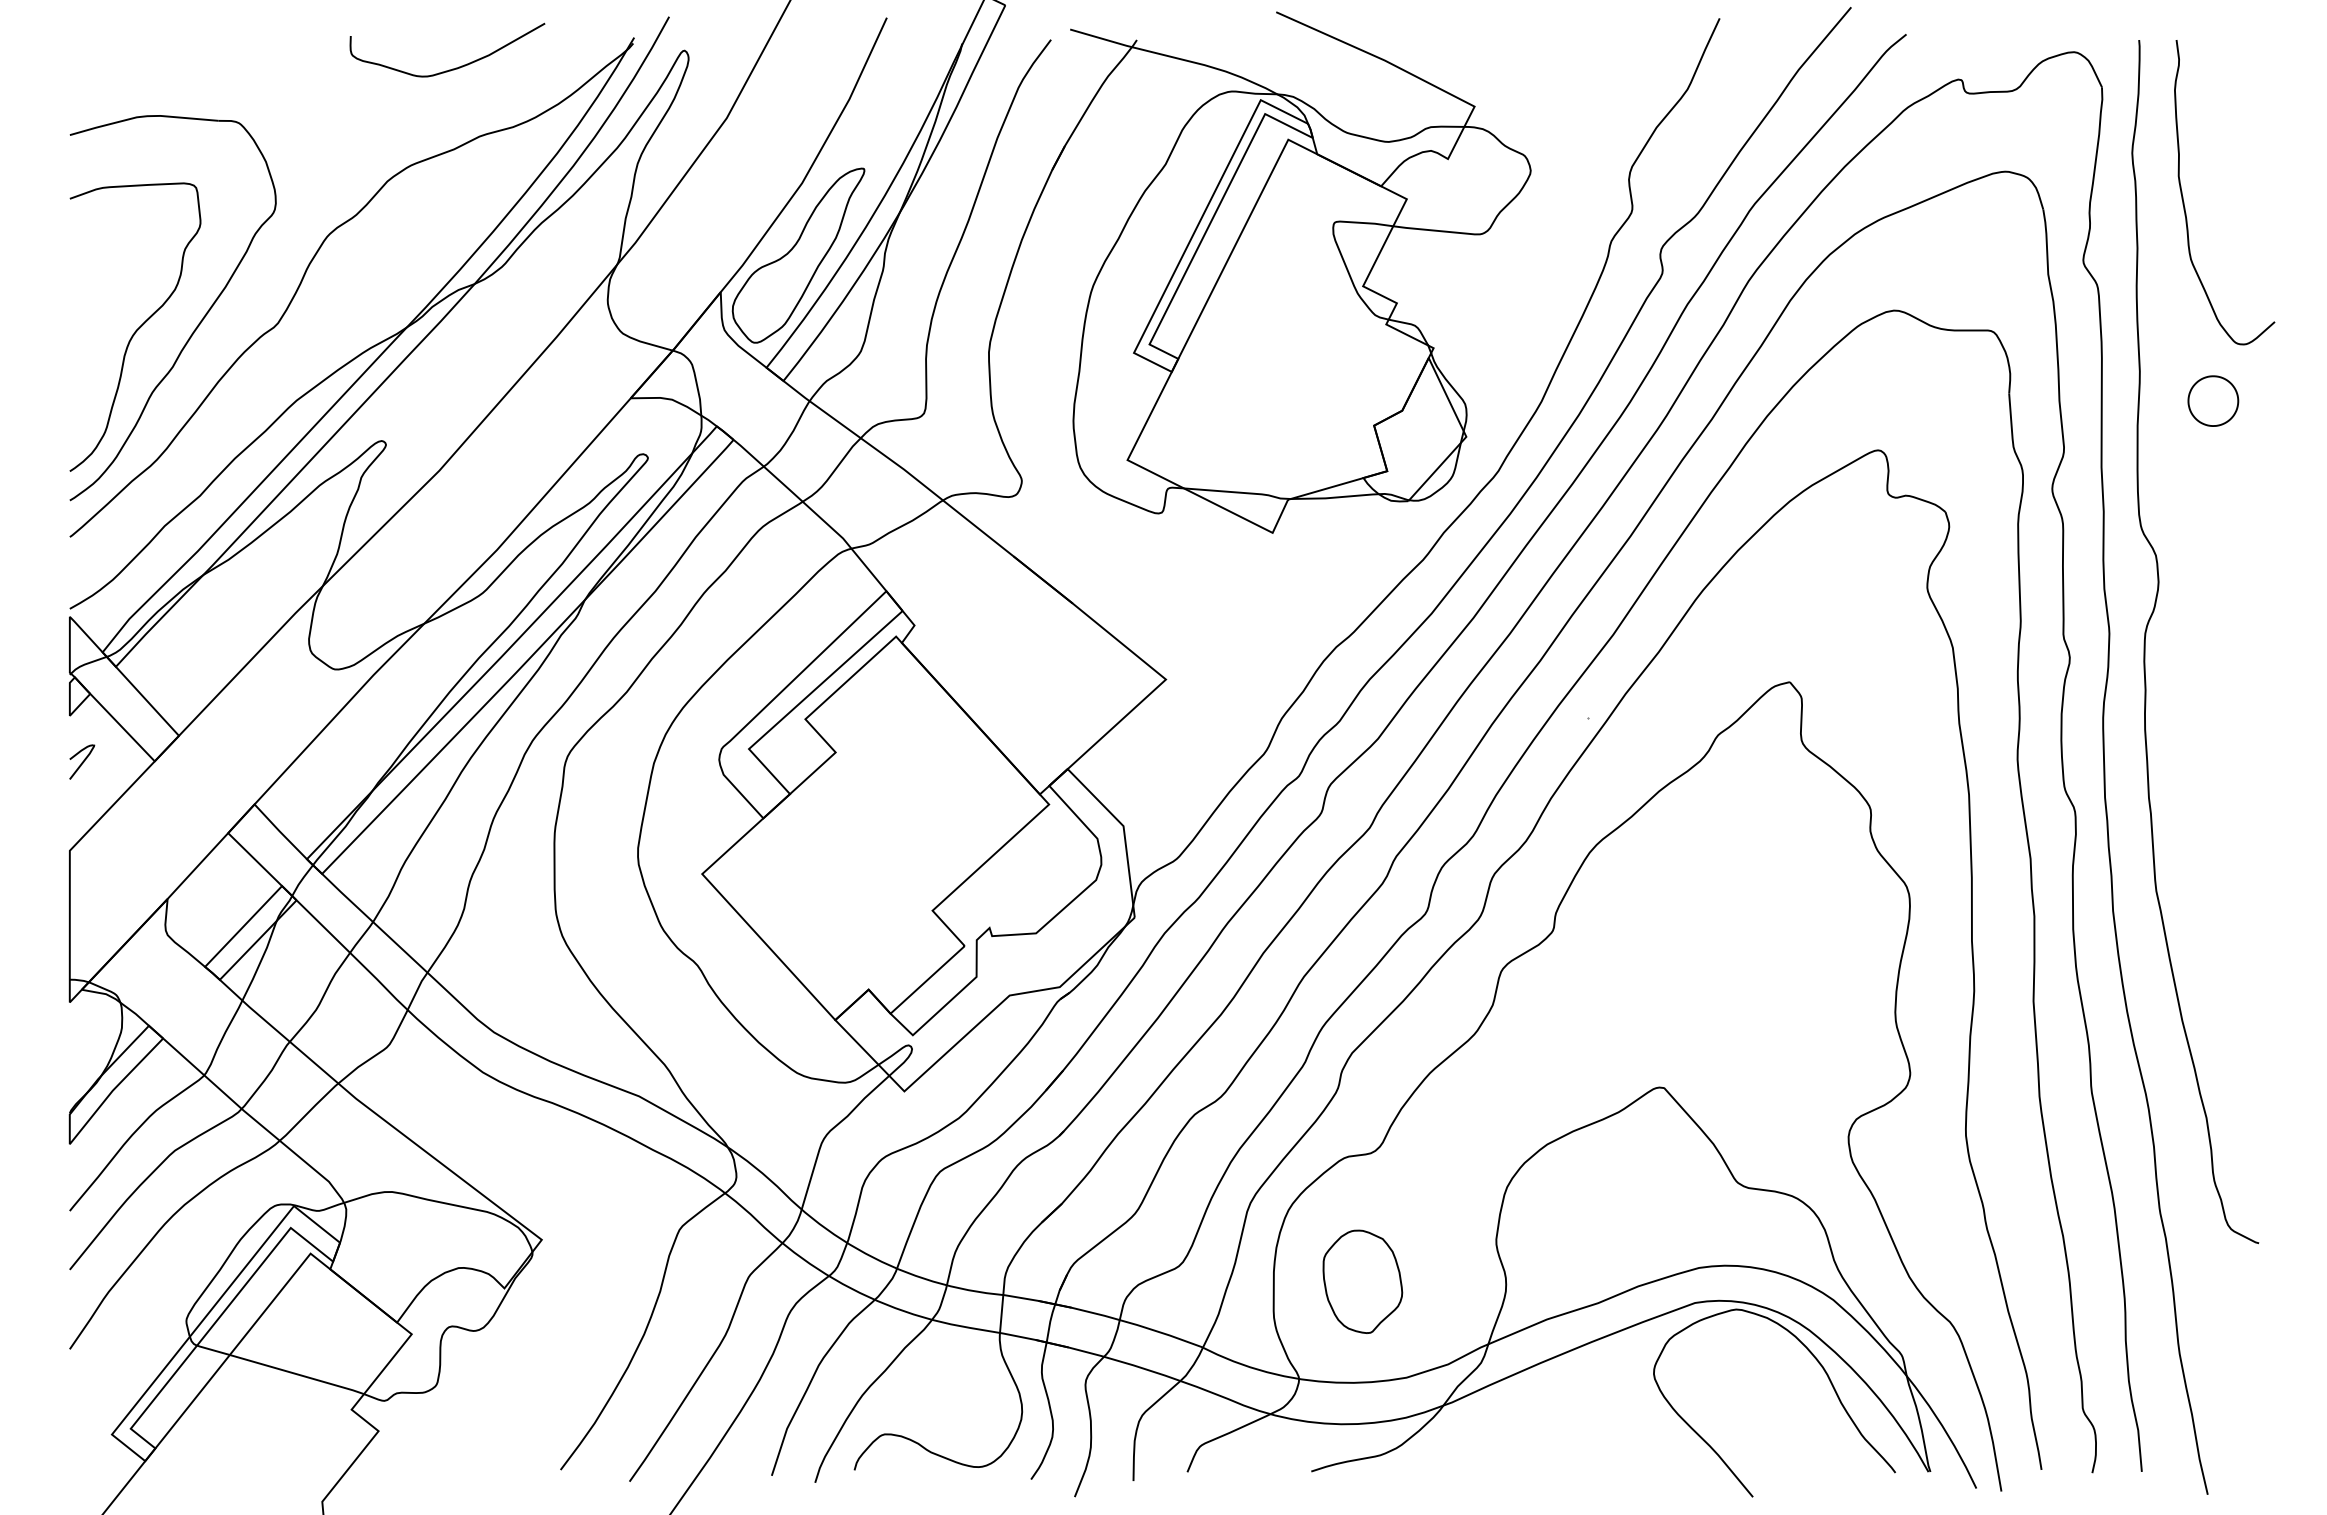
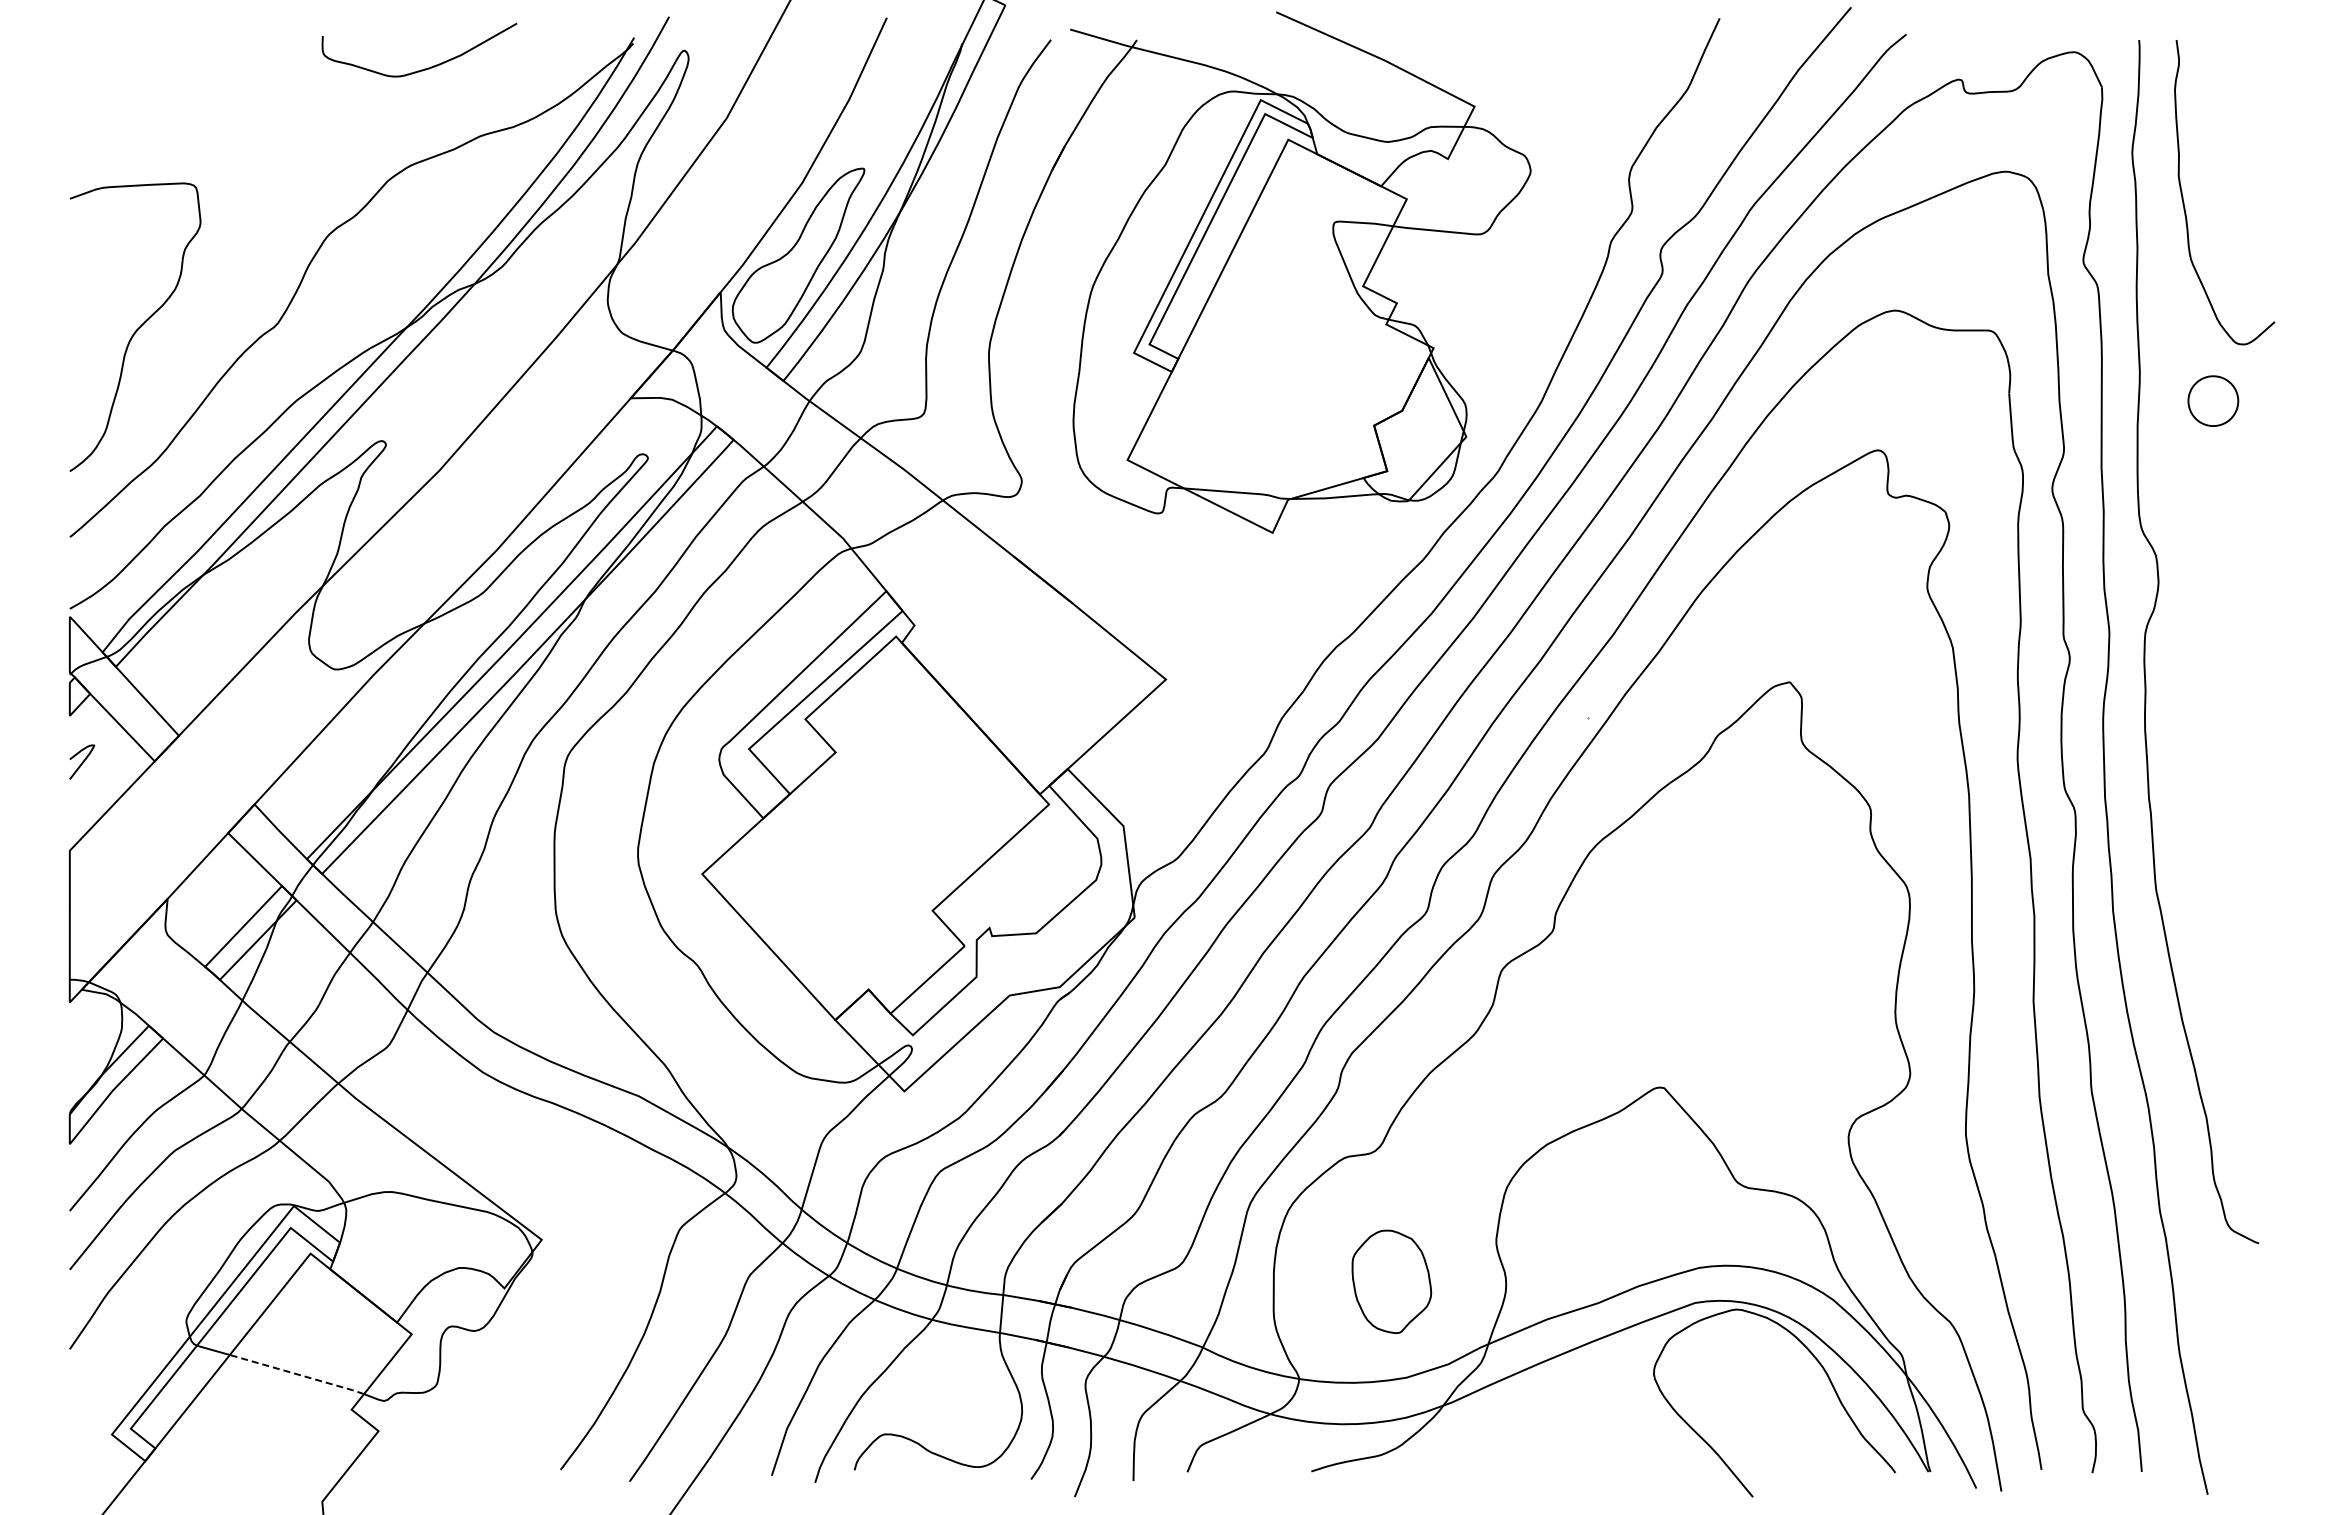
curve position: (452, 68) -> (424, 68) (424, 68)
part: present -> none (196, 326)
part position: (1362, 1281) -> (1391, 1281) (1391, 1281)
line: solid -> dashed (297, 1374)
